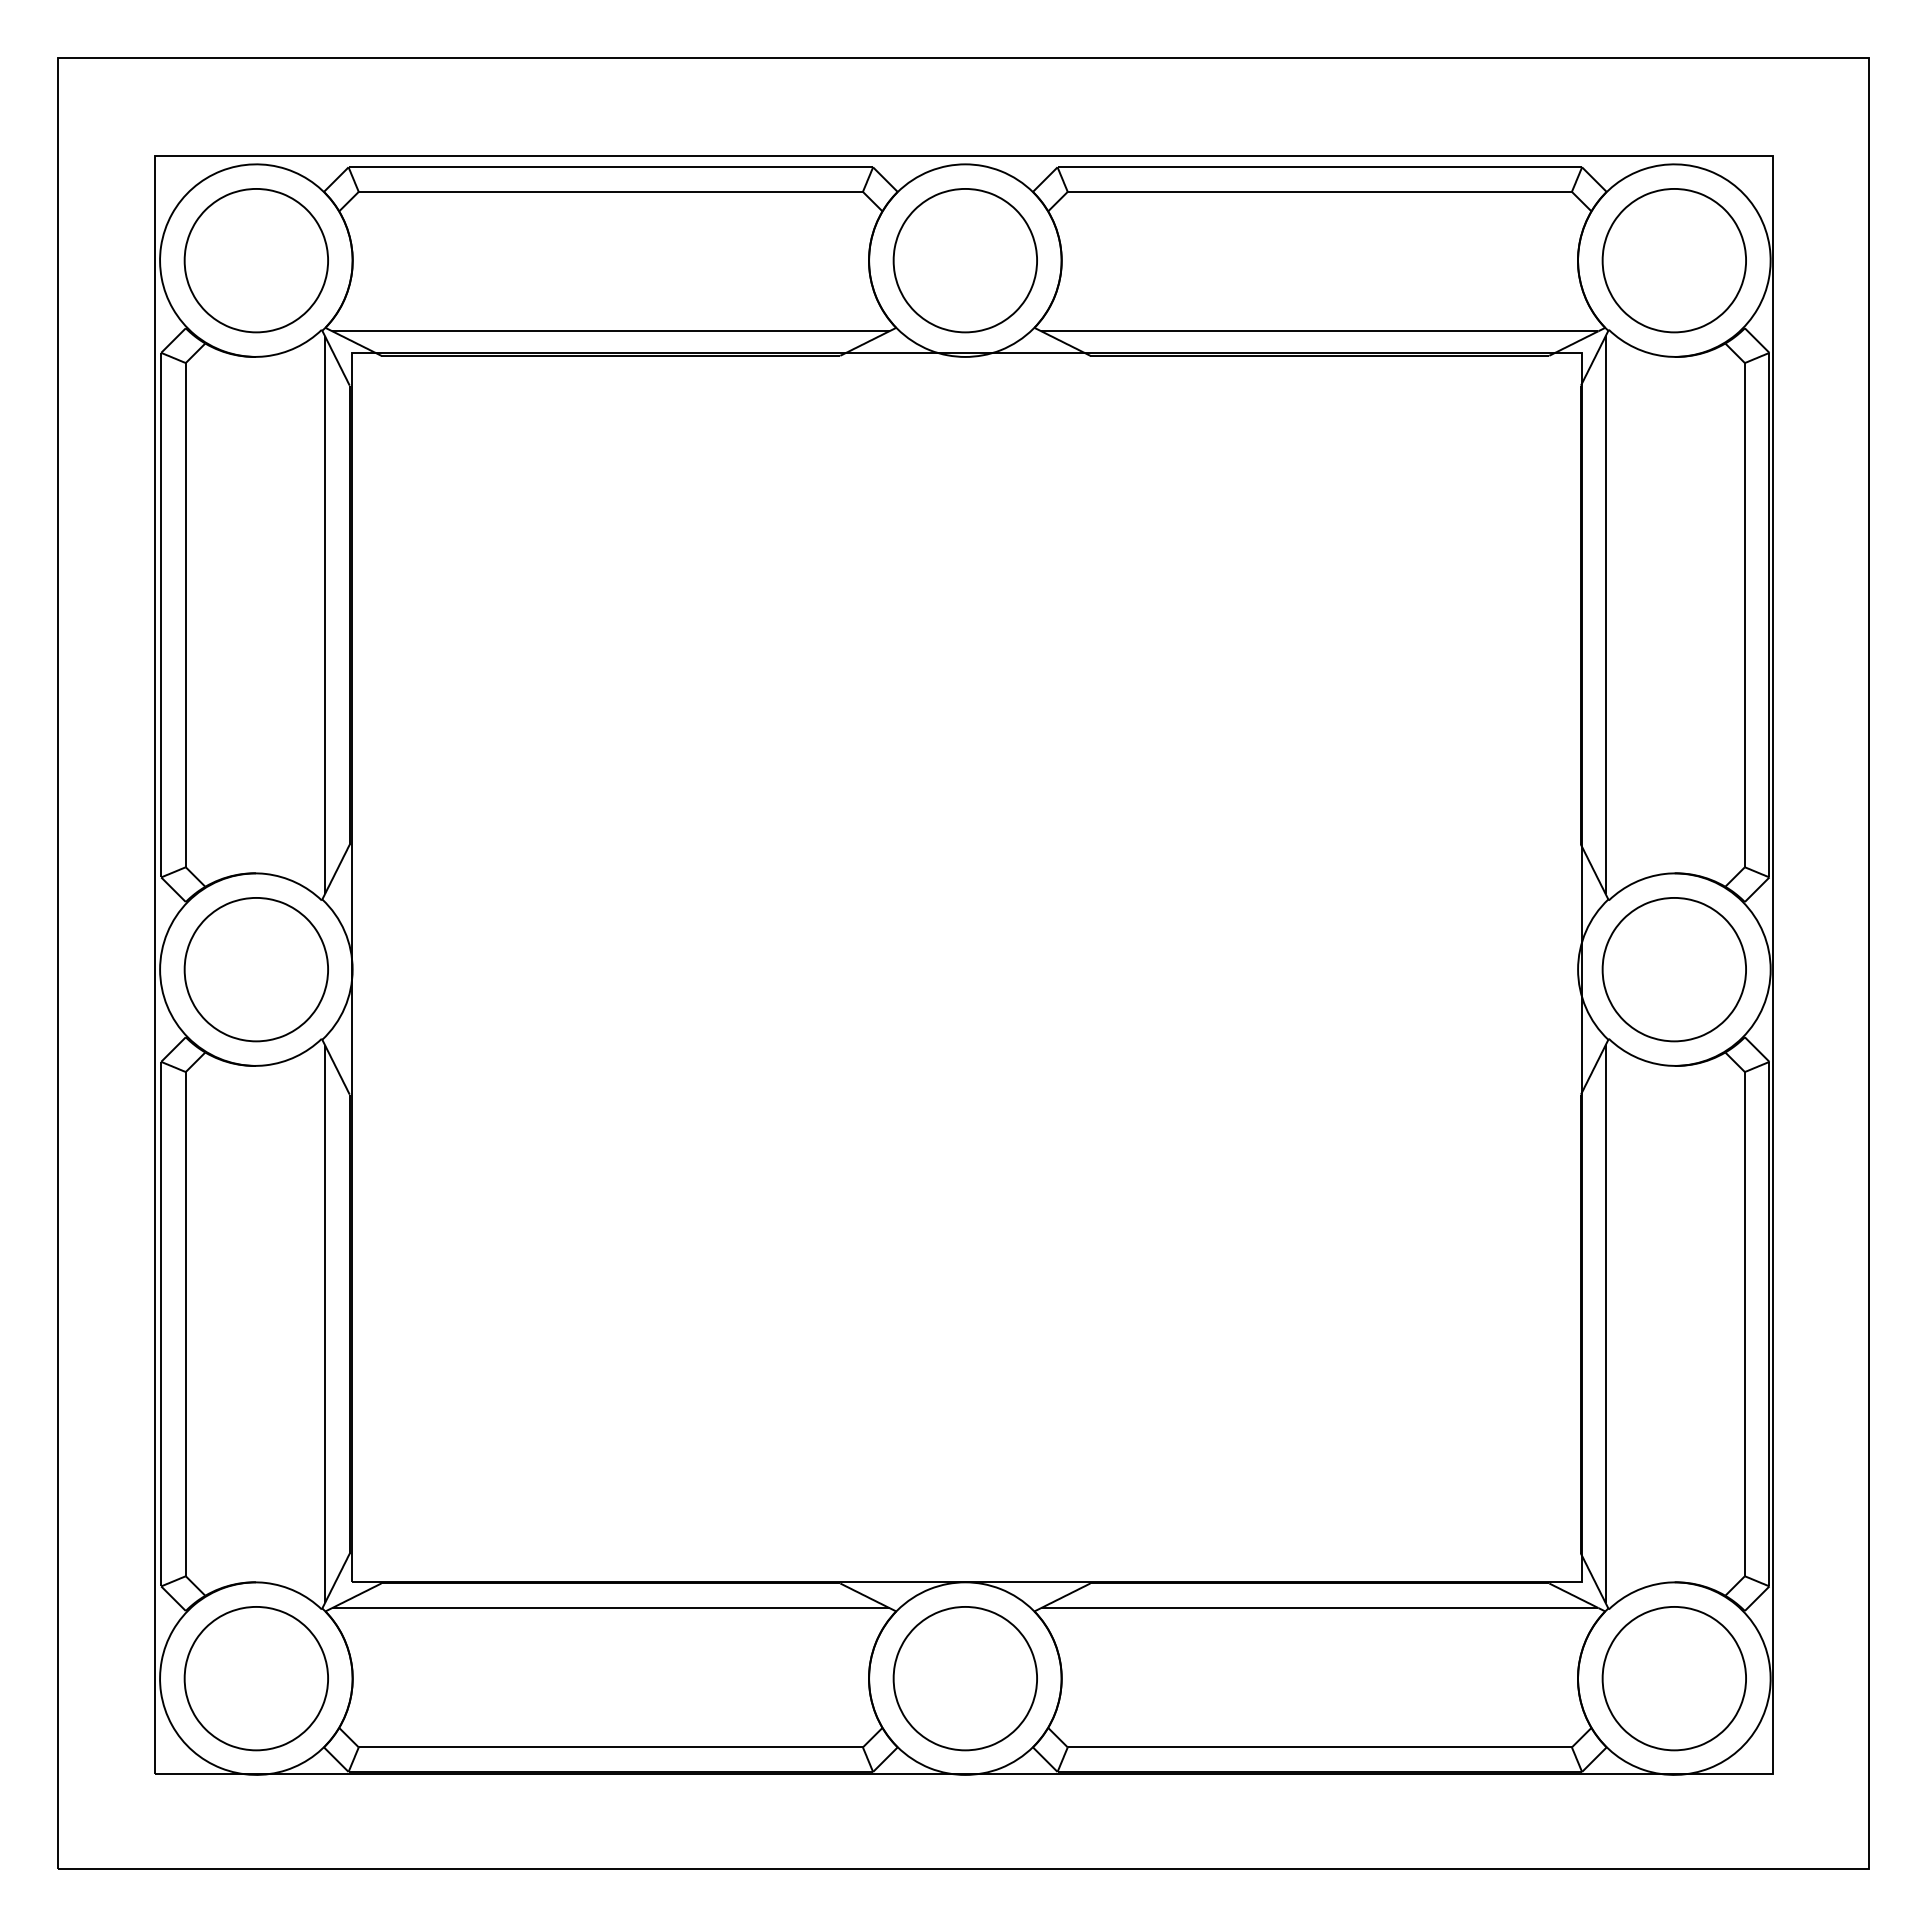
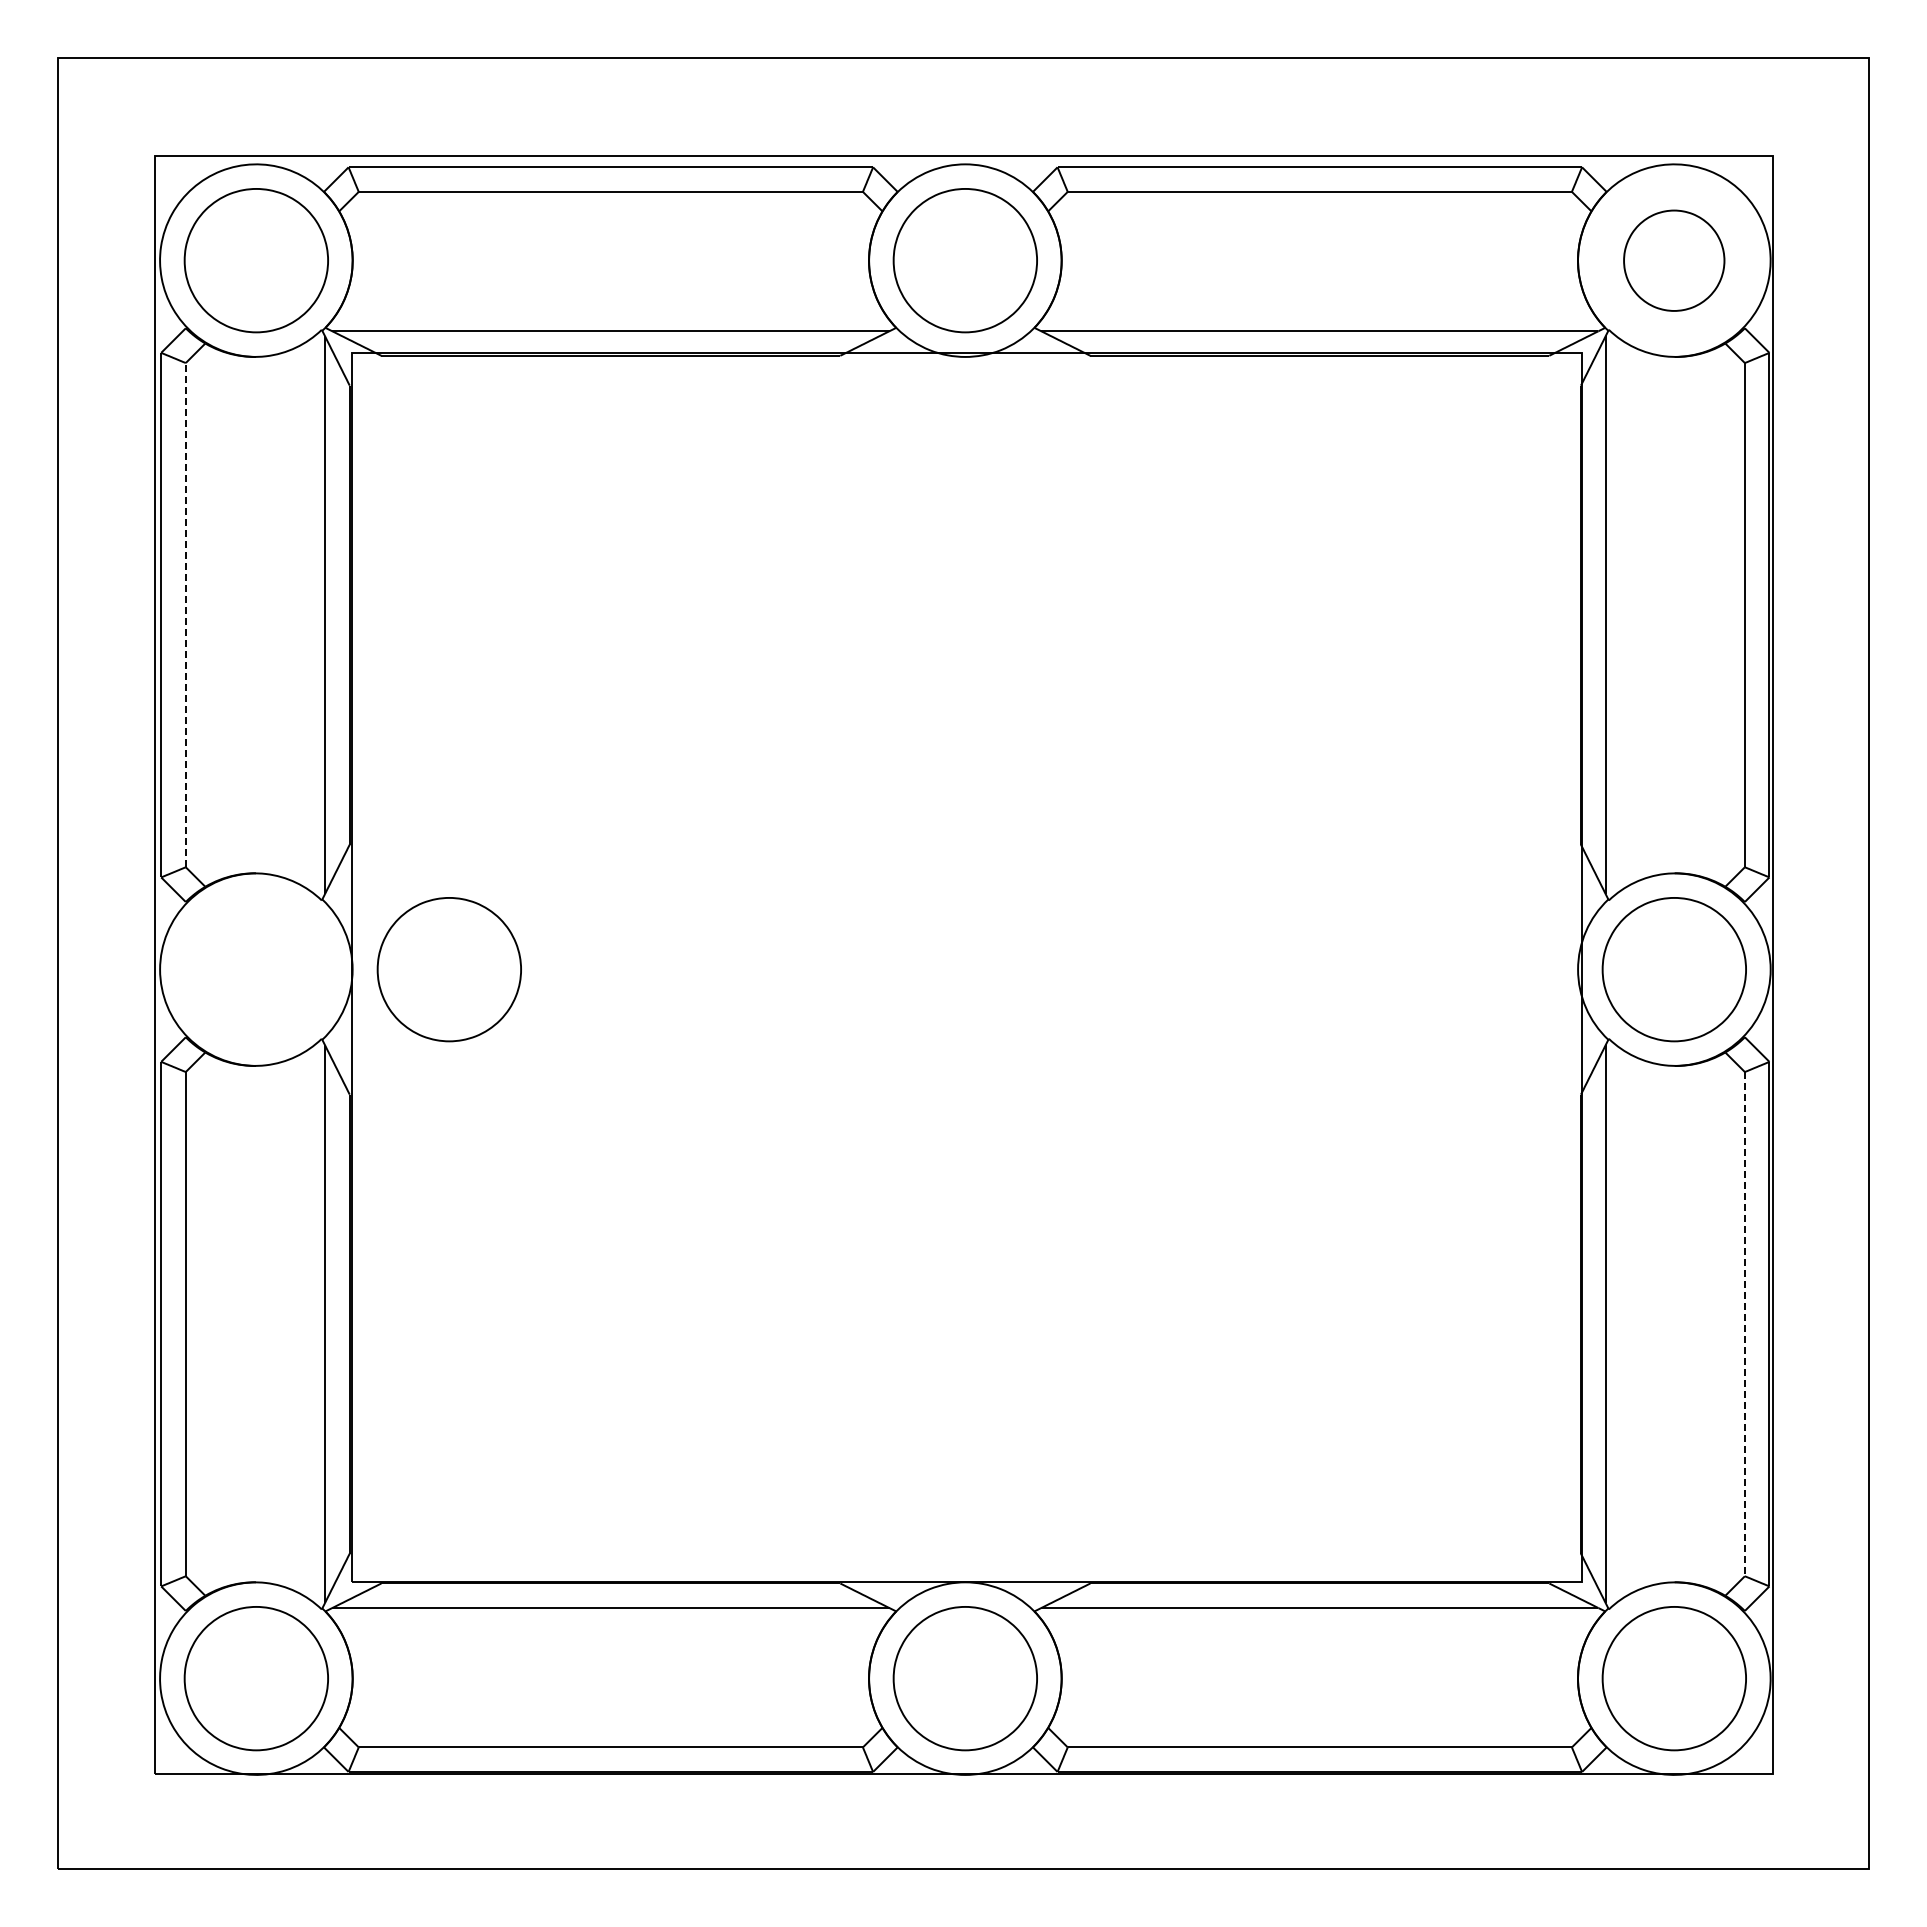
part size: 146x146 px -> 103x103 px (1674, 260)
line: solid -> dashed (185, 614)
part position: (255, 969) -> (448, 969) (448, 969)
line: solid -> dashed (1744, 1324)
